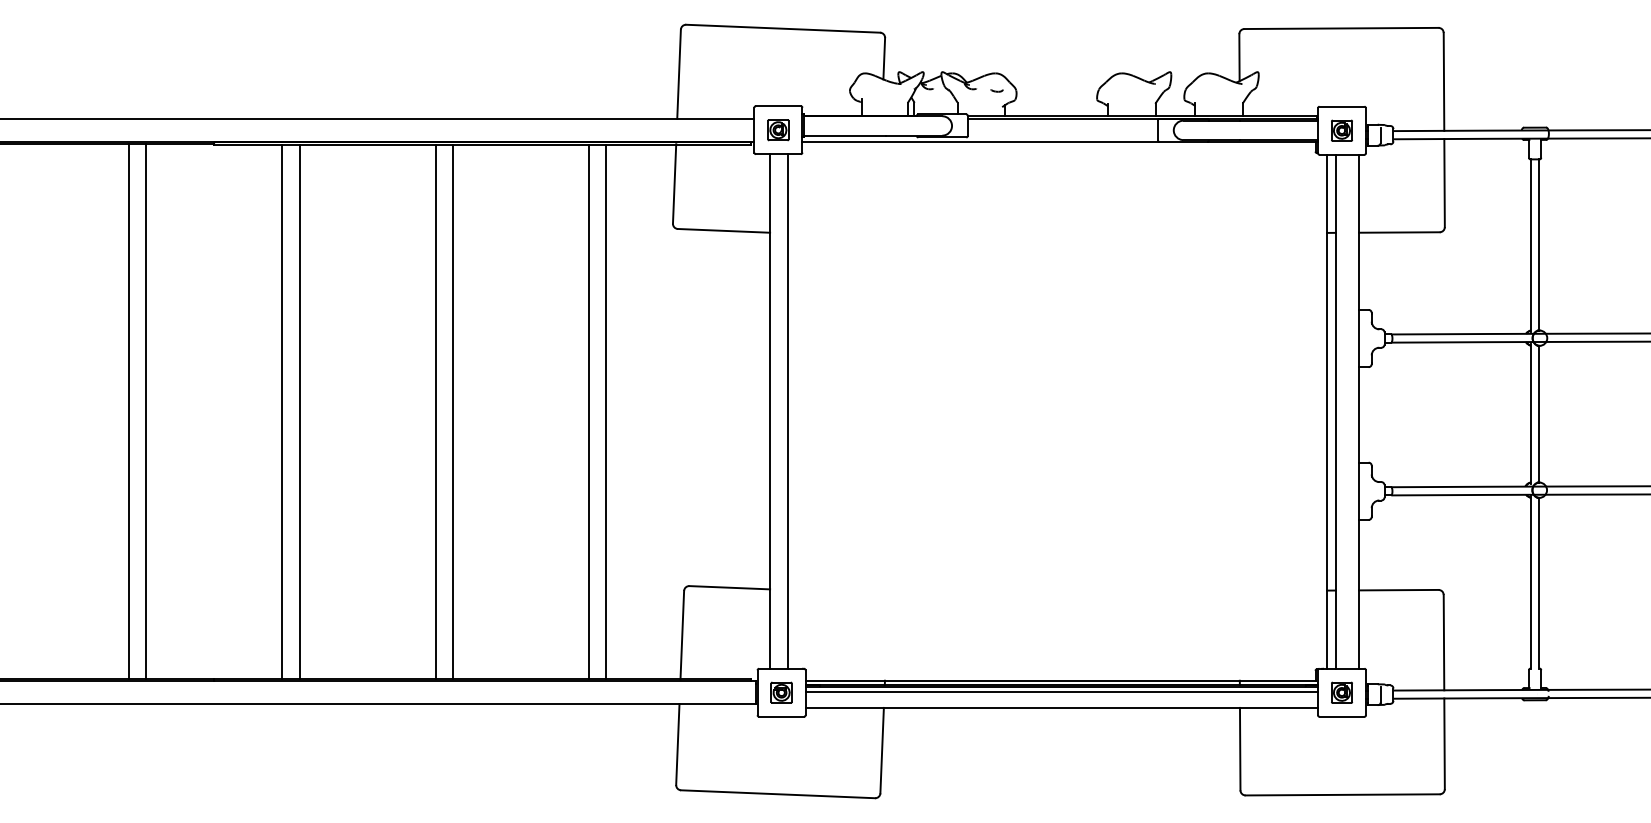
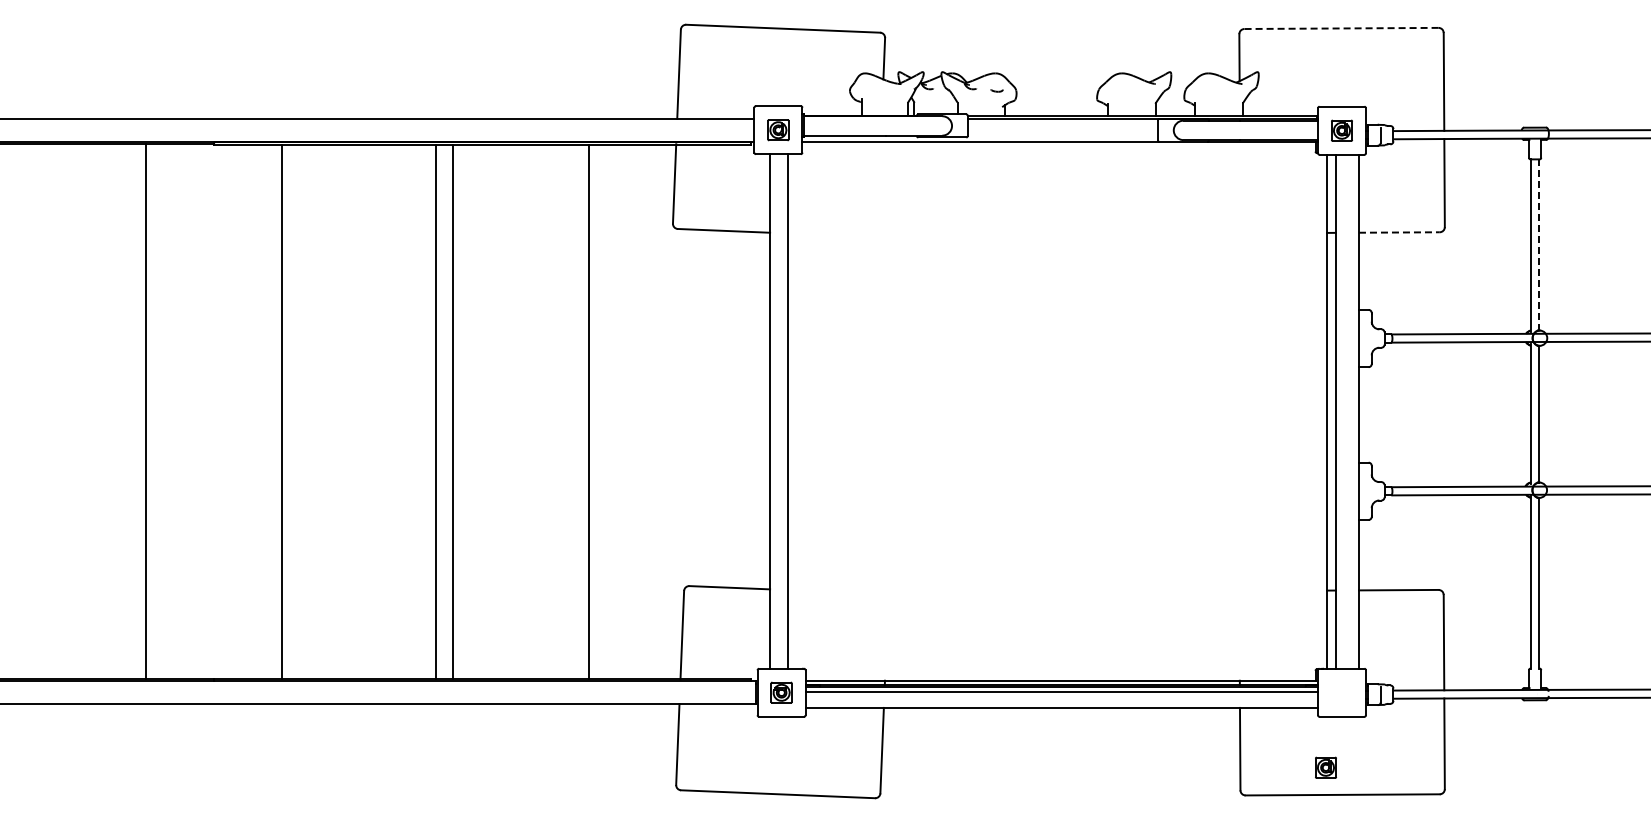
line: solid -> dashed (1341, 28)
line: solid -> dashed (1399, 232)
line: solid -> dashed (1539, 244)
line: present -> none (129, 411)
line: present -> none (299, 411)
line: present -> none (606, 411)
part position: (1341, 692) -> (1325, 767) (1325, 767)
